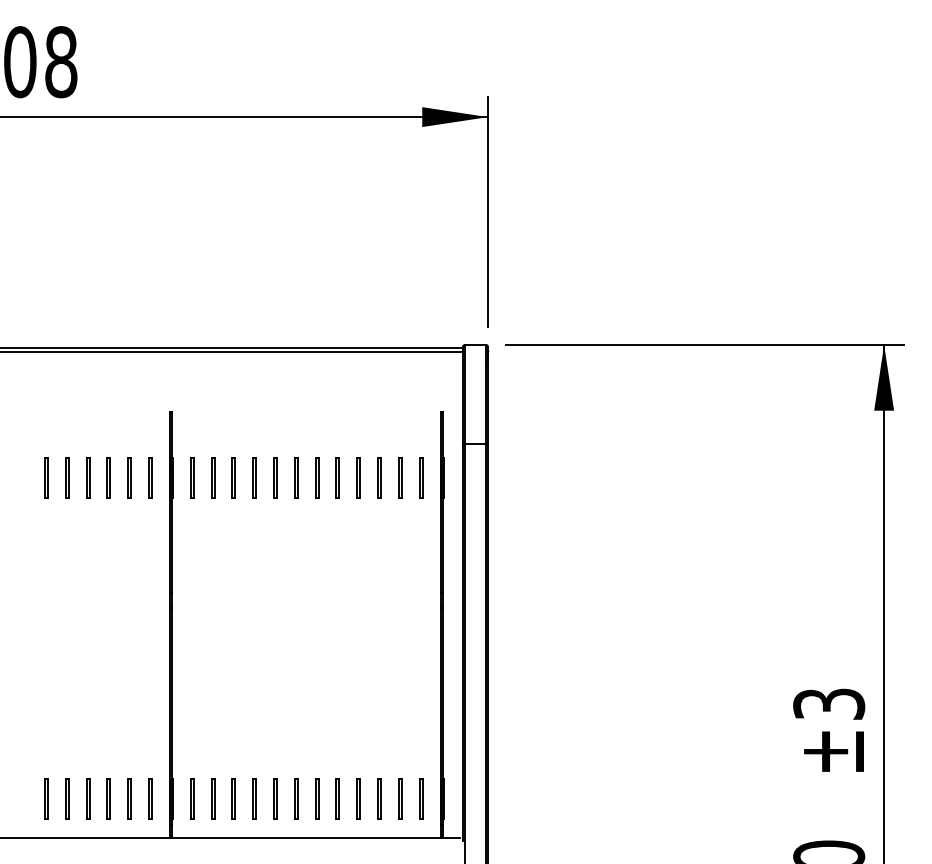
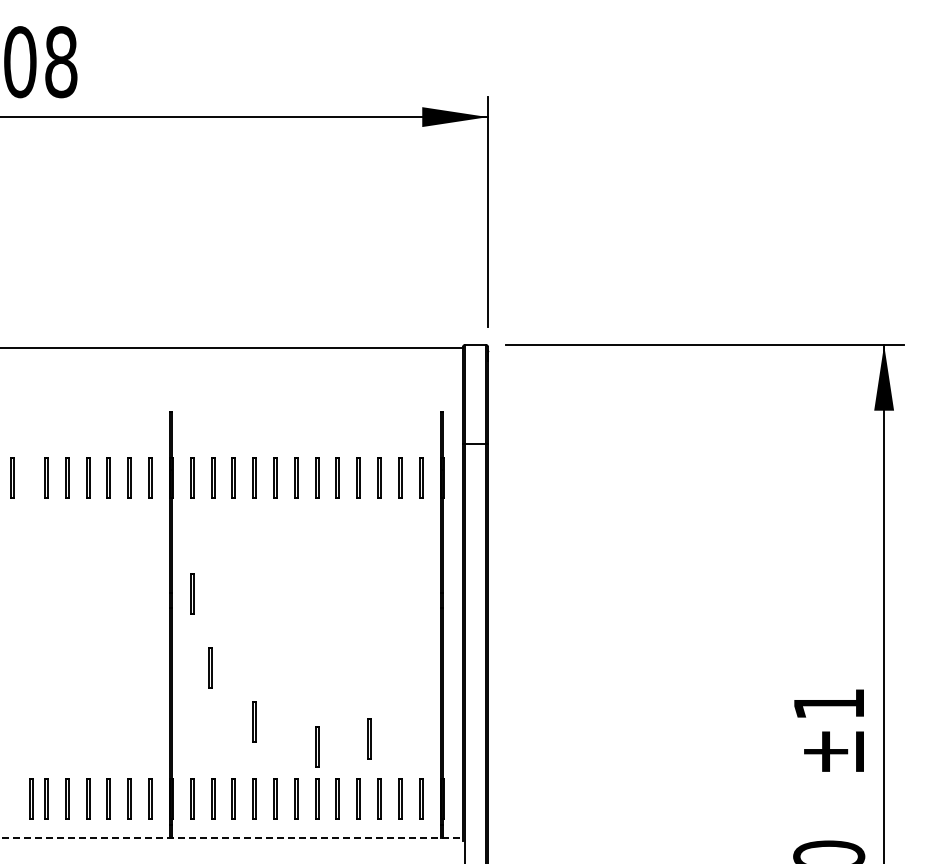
line: present -> none (232, 351)
line: none -> present (11, 477)
line: none -> present (191, 593)
line: none -> present (209, 667)
text: ±3 -> ±1 (829, 703)
line: none -> present (253, 721)
line: none -> present (368, 738)
line: none -> present (316, 746)
line: none -> present (30, 798)
line: solid -> dashed (229, 837)
